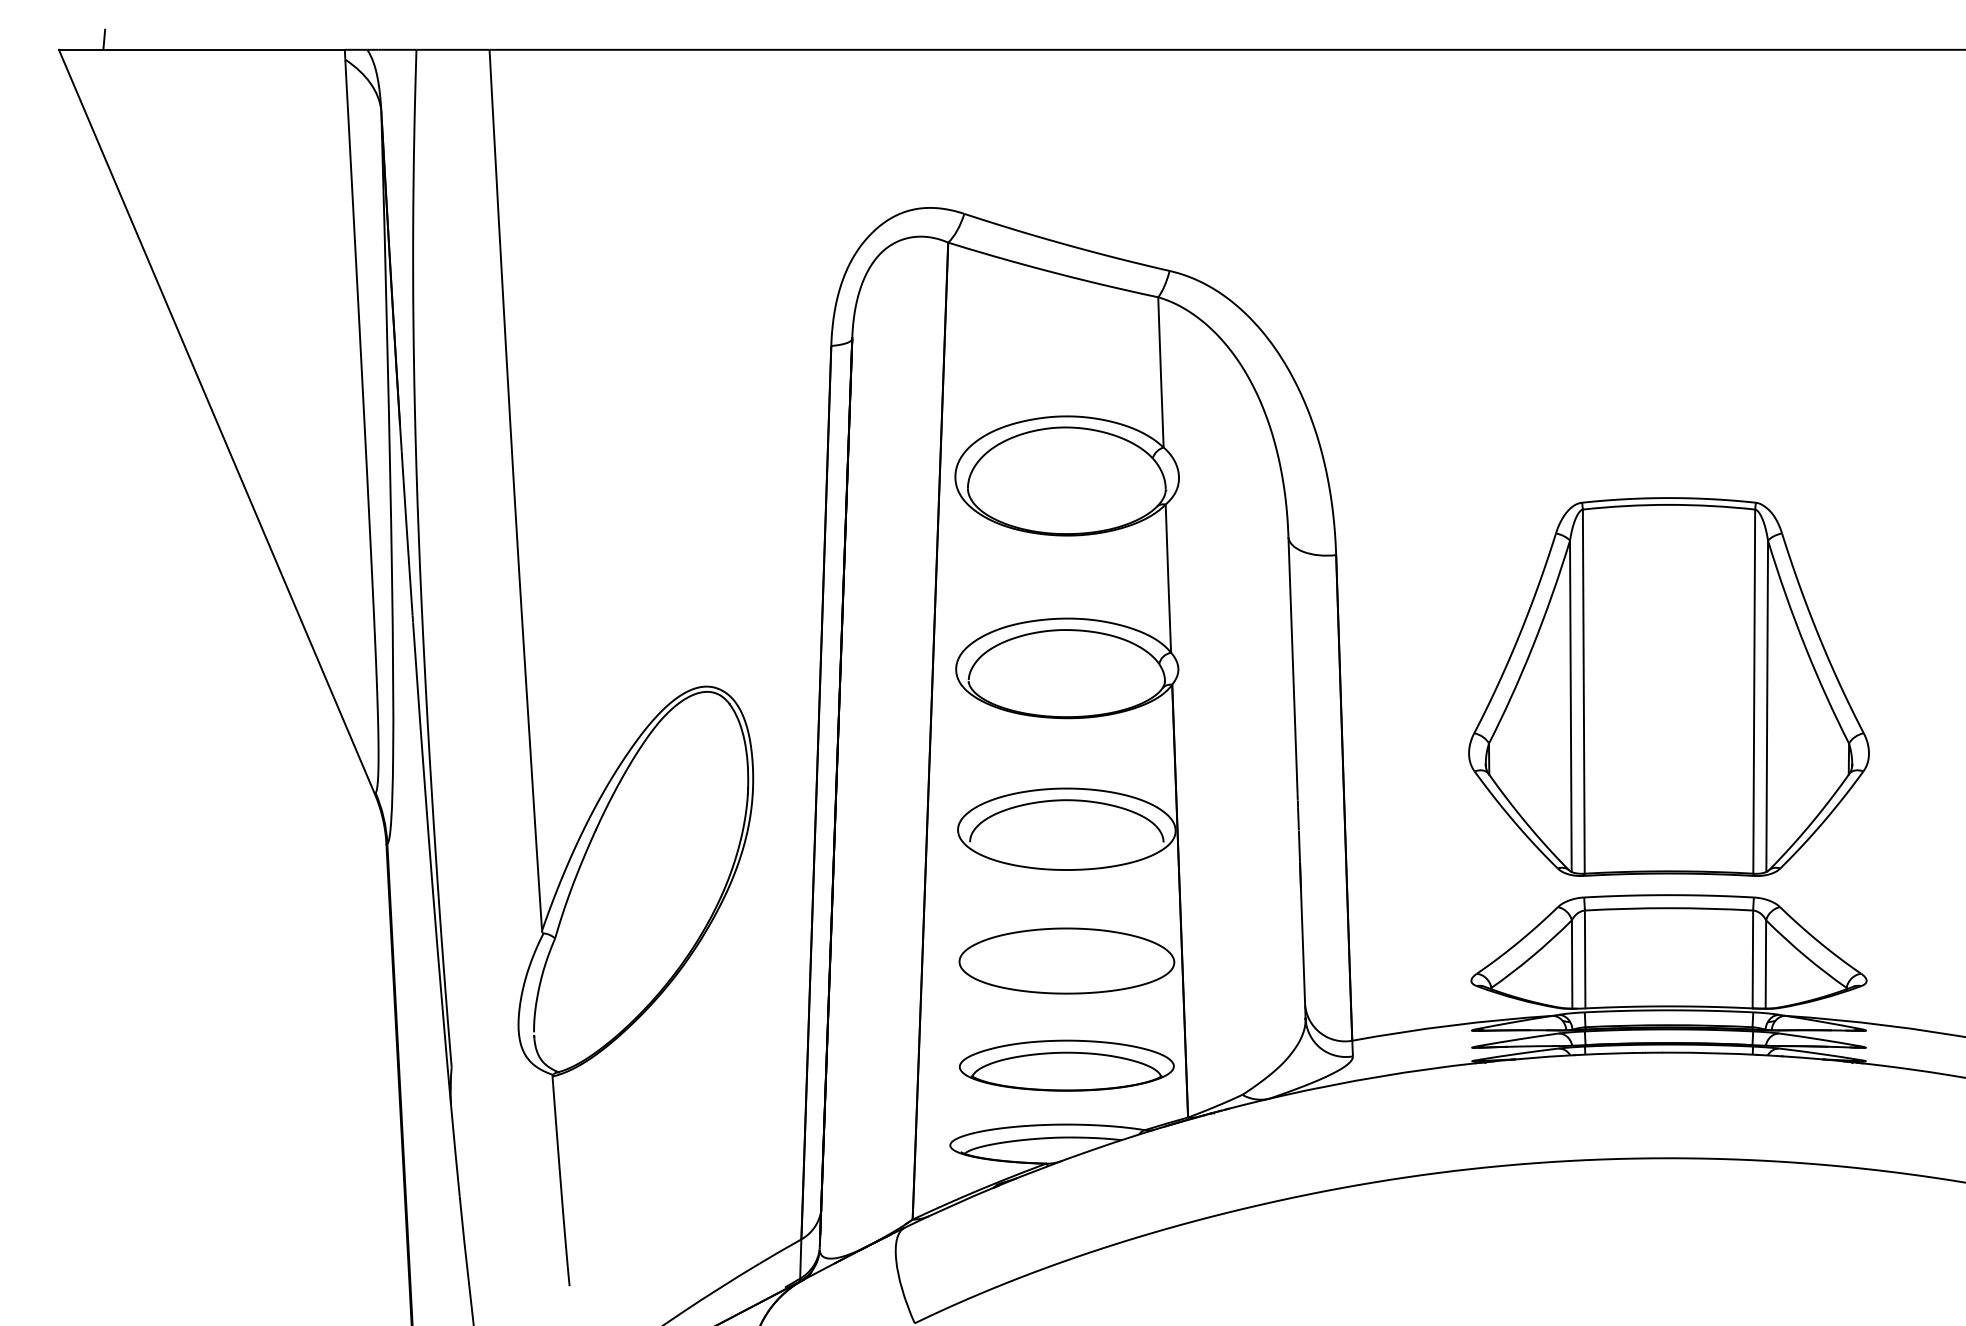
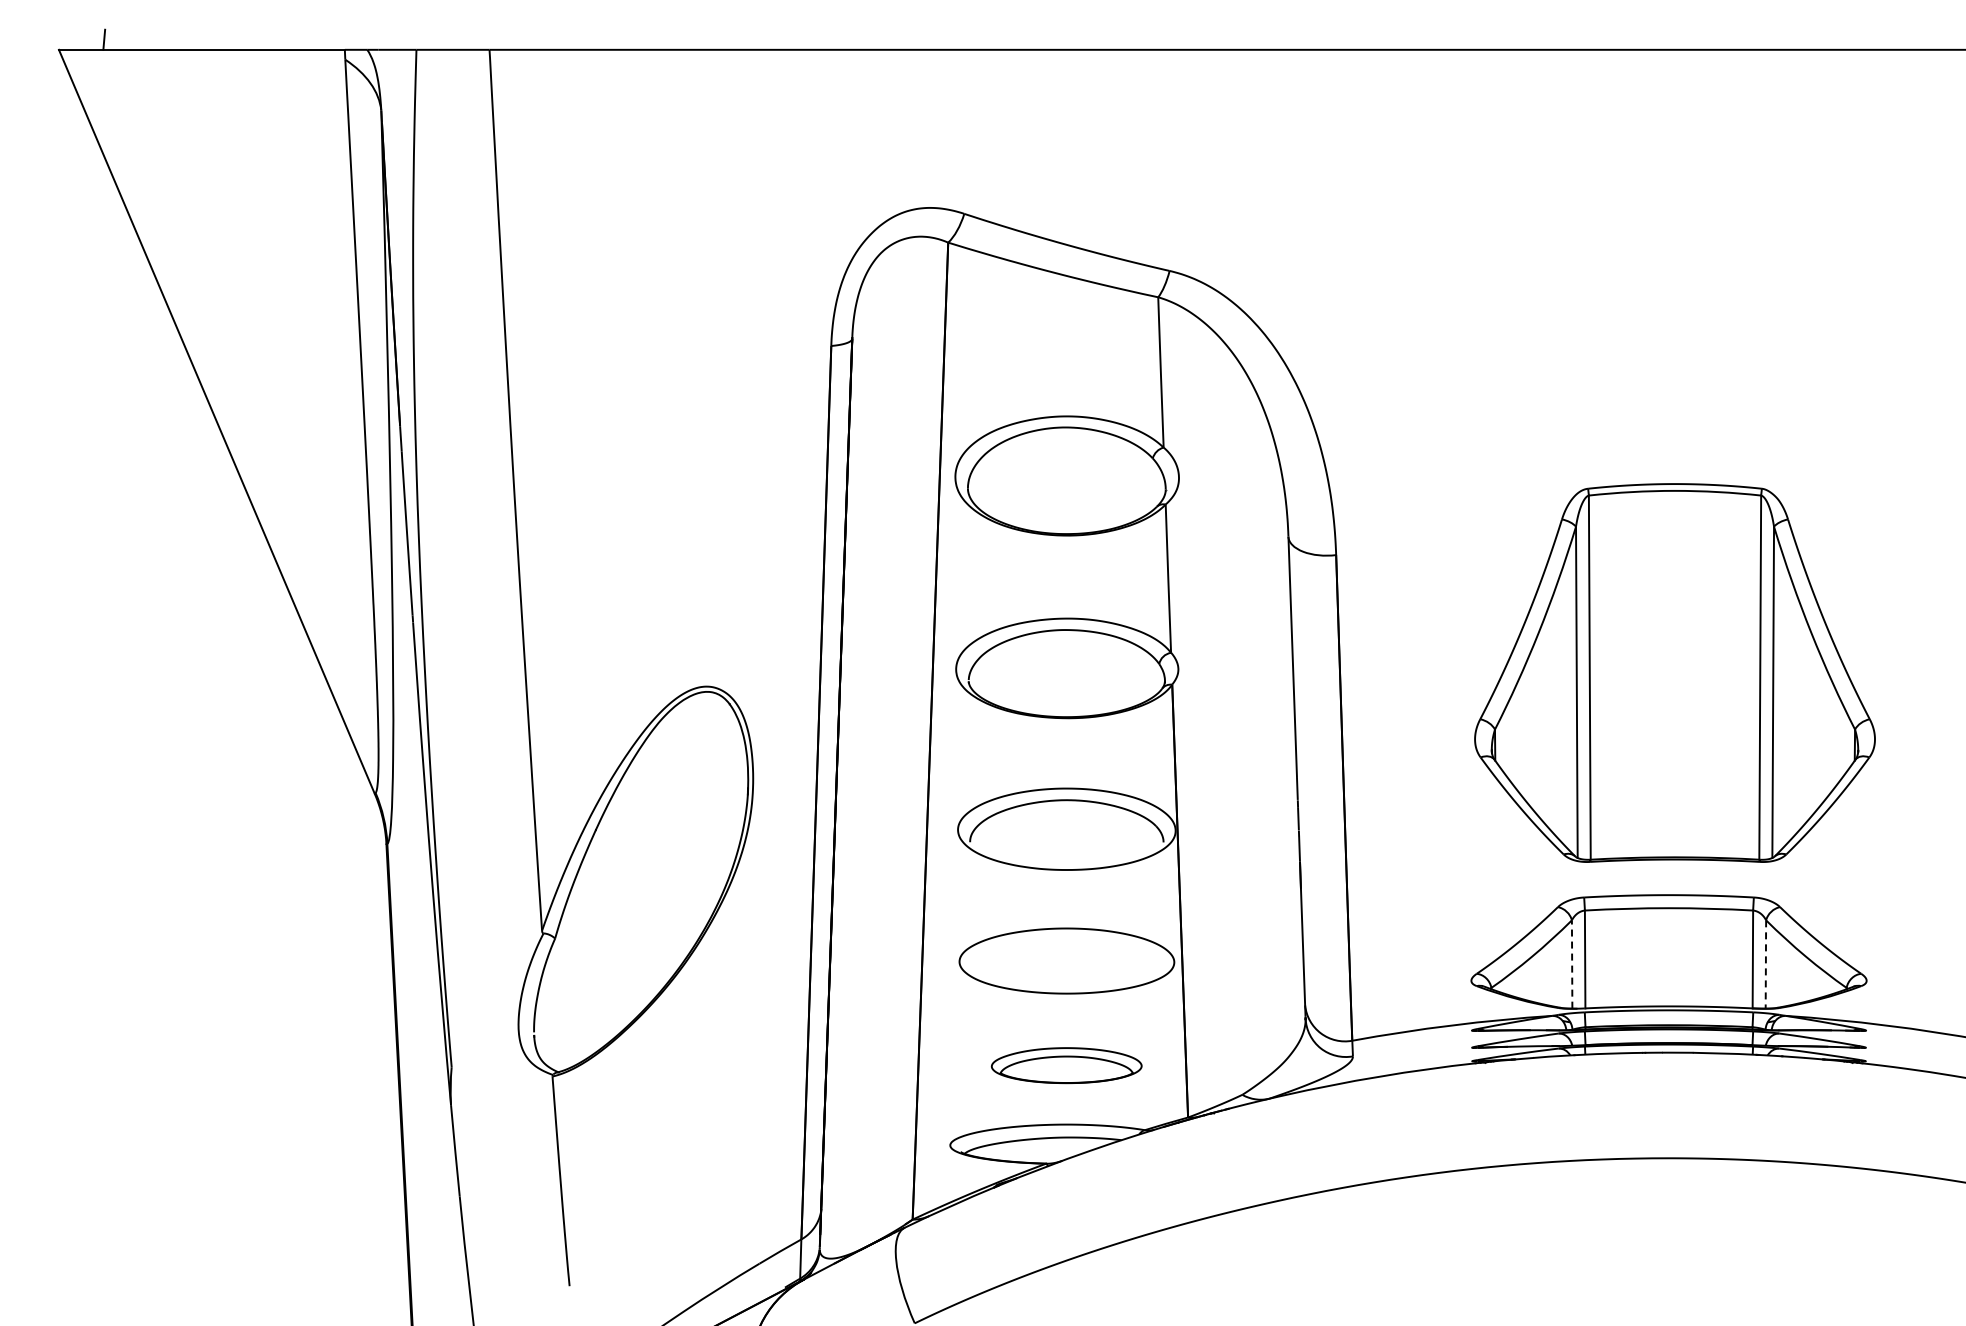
part position: (1668, 686) -> (1674, 672) (1674, 672)
line: solid -> dashed (1572, 963)
line: solid -> dashed (1765, 964)
part size: 217x53 px -> 153x38 px (1066, 1065)
